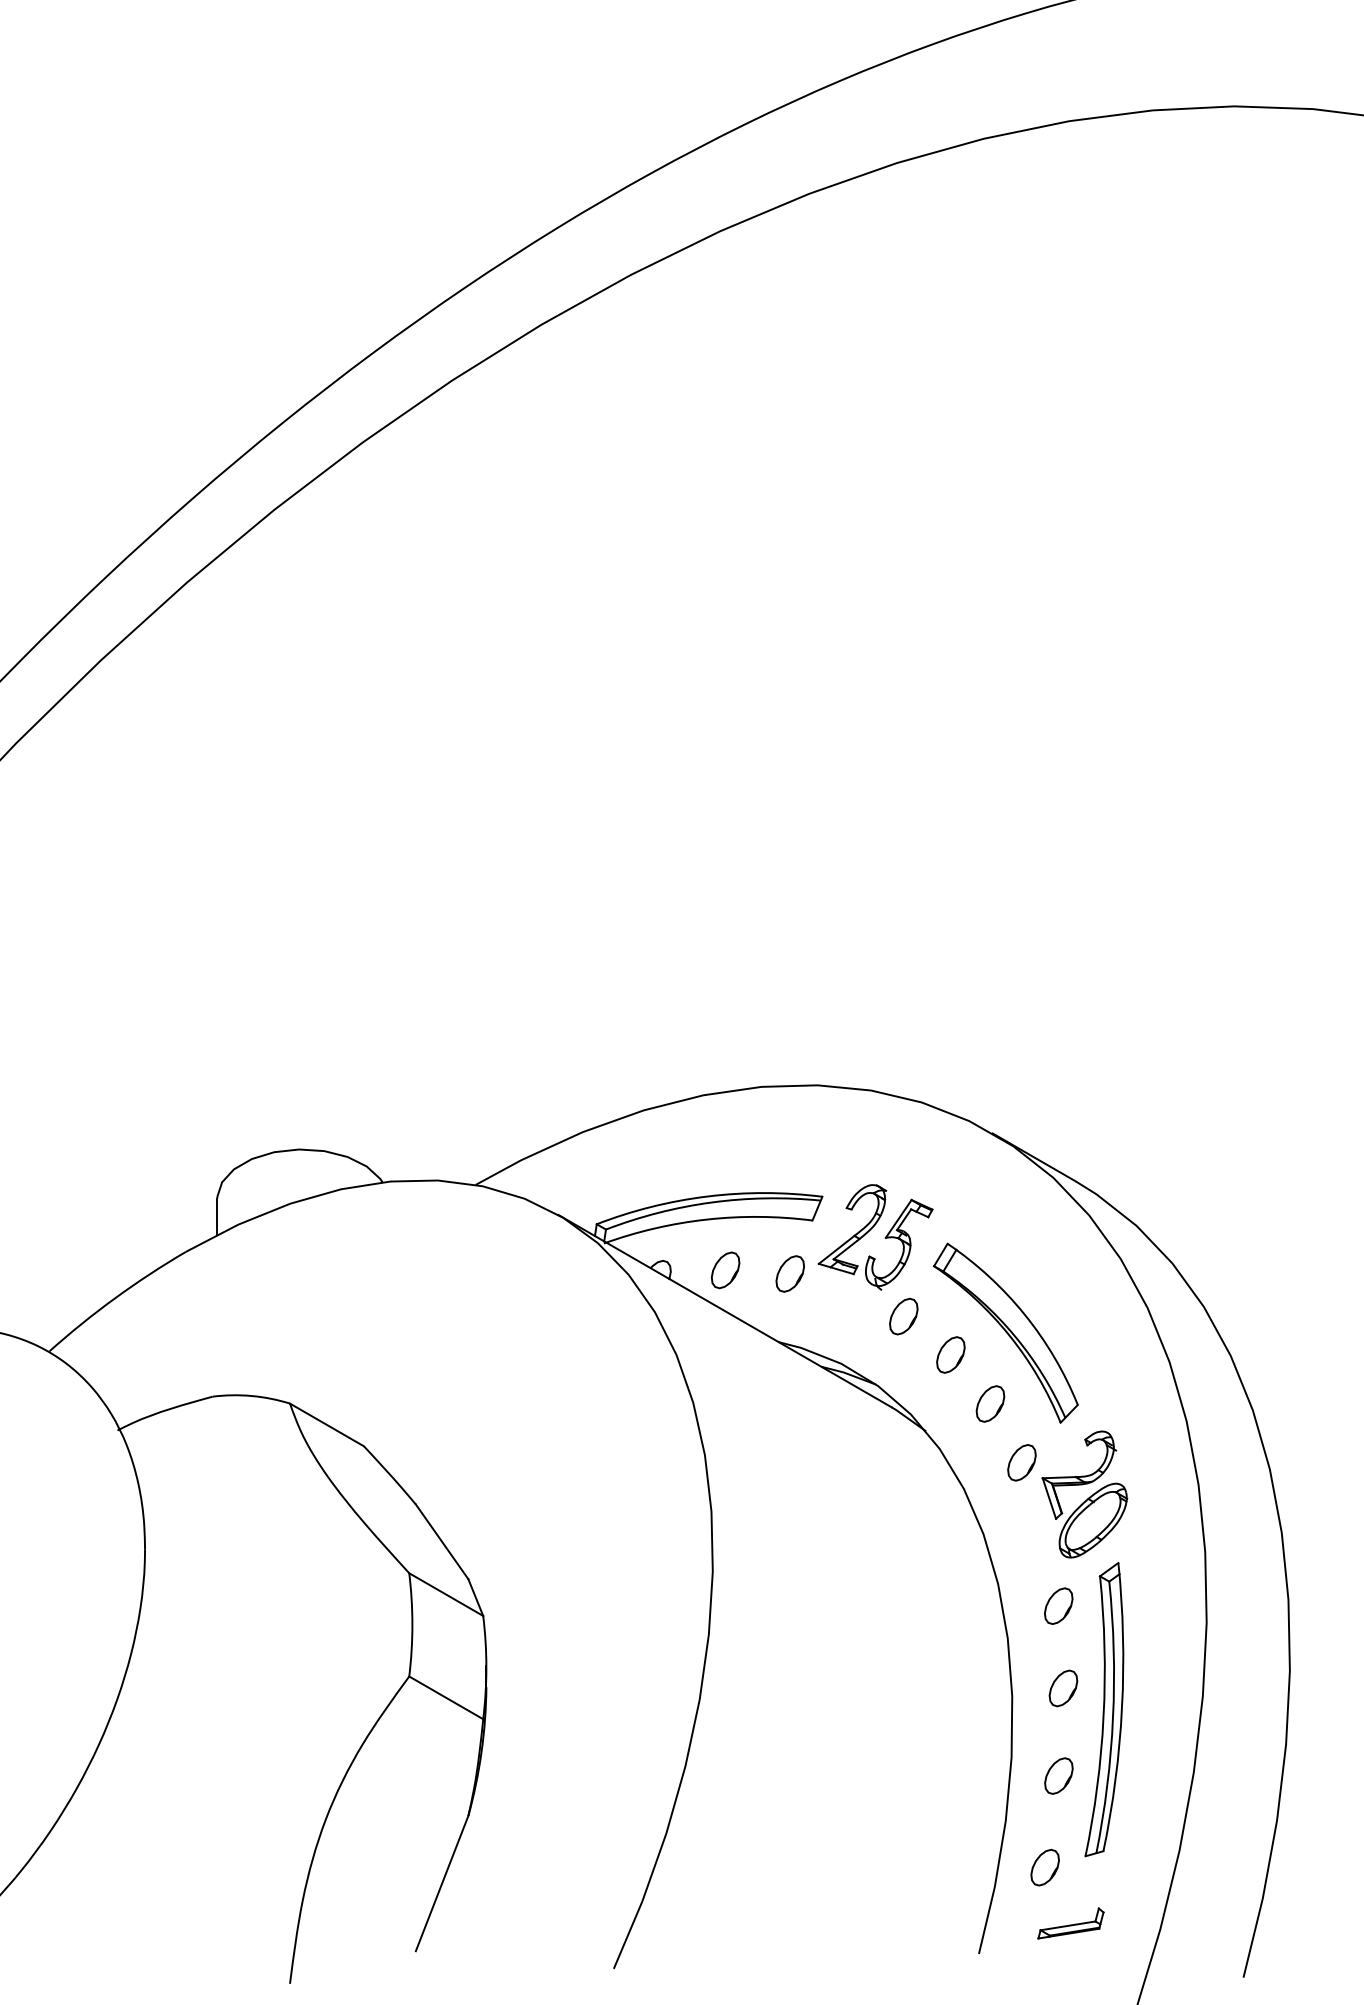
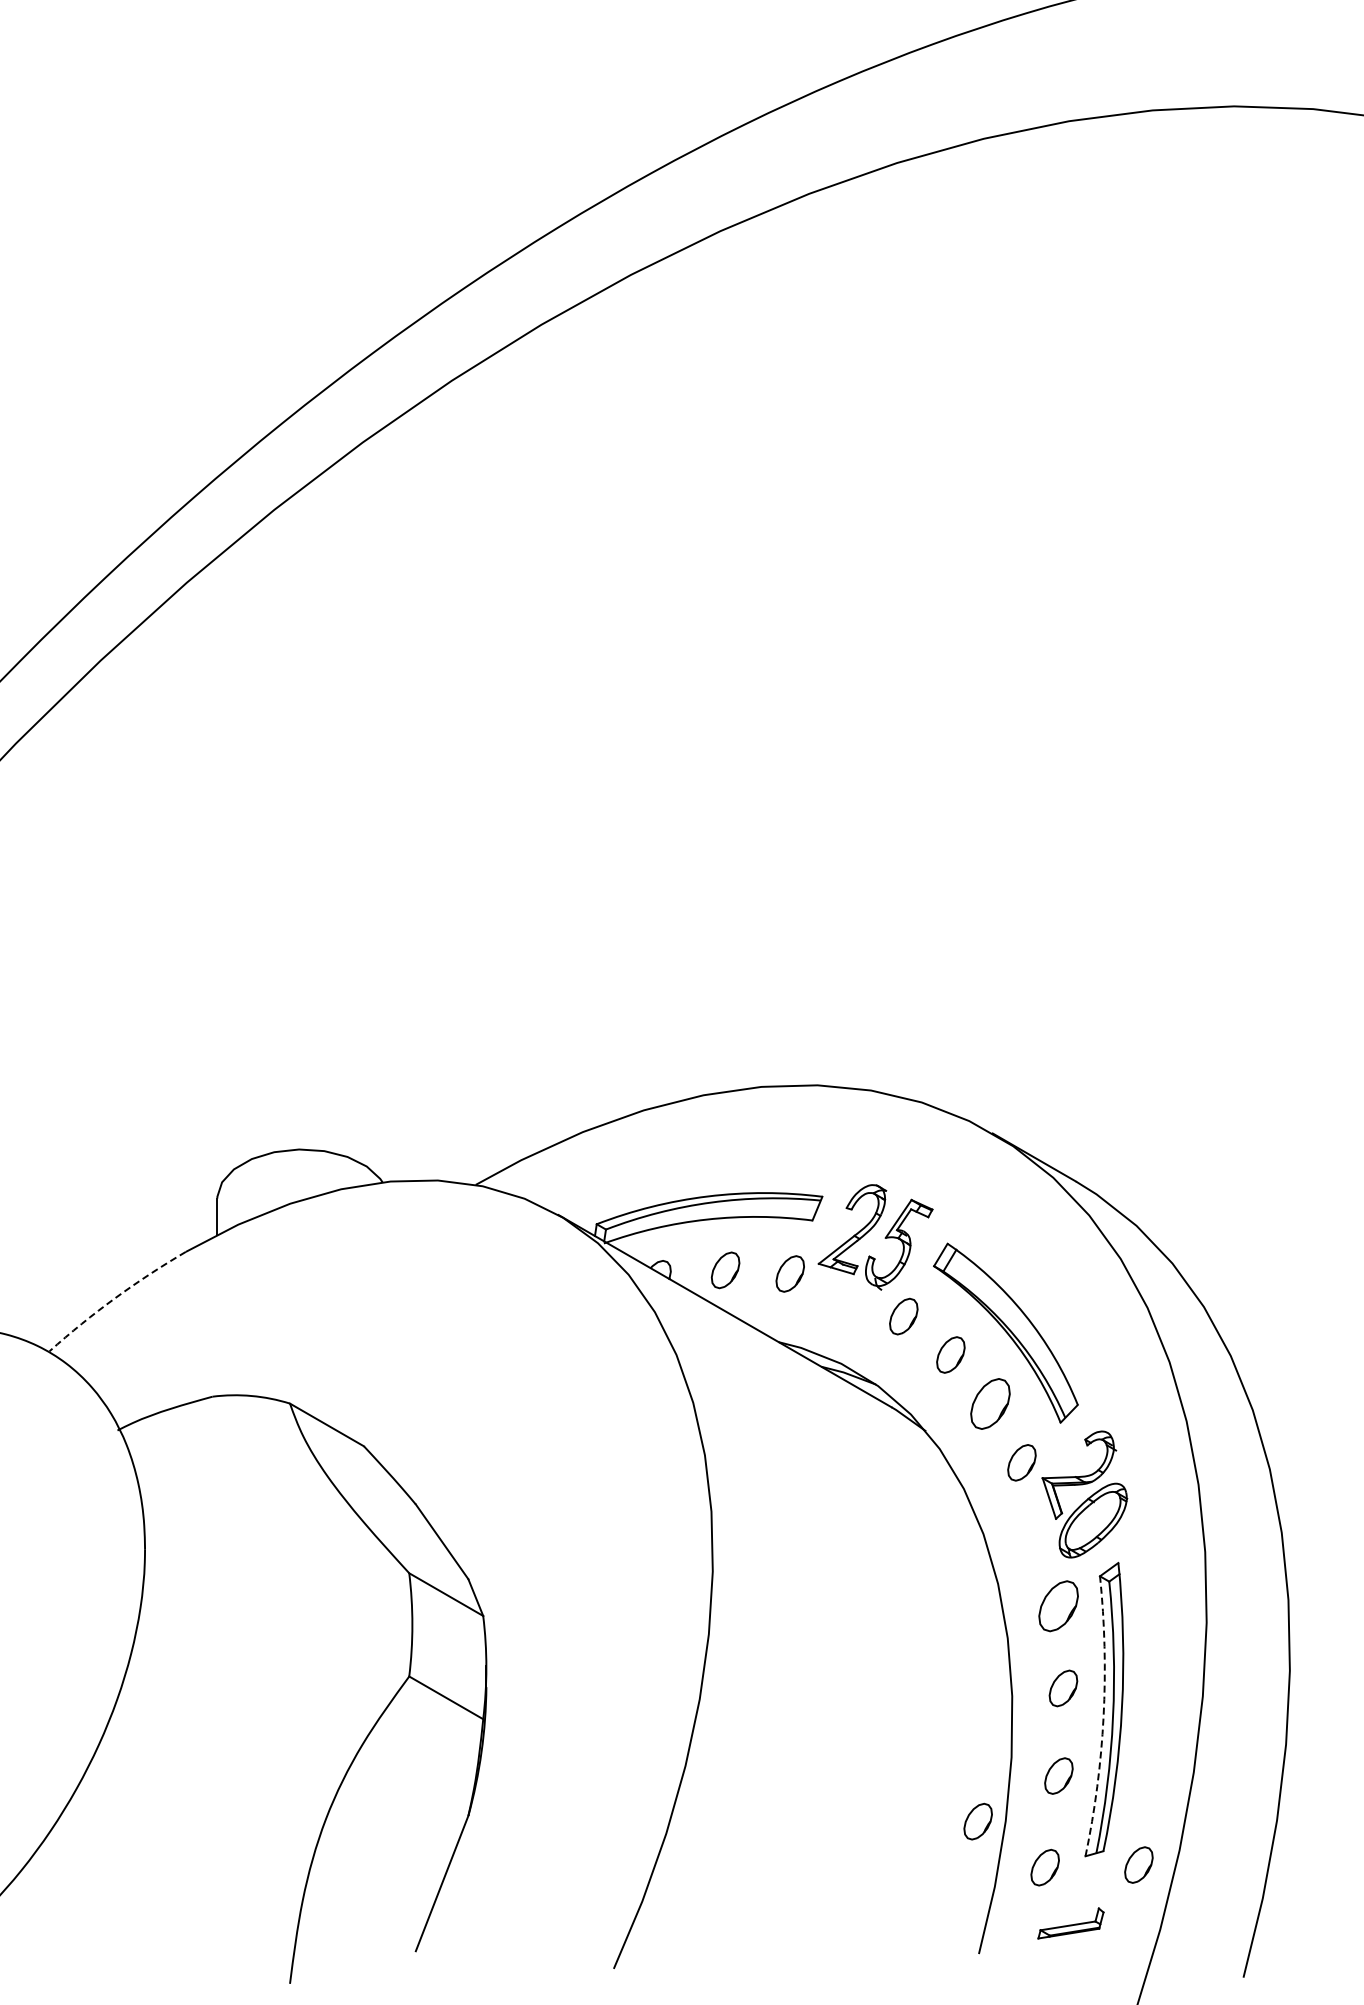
arc: solid -> dashed (115, 1298)
part size: 31x38 px -> 41x52 px (990, 1403)
part size: 30x38 px -> 41x53 px (1058, 1606)
arc: solid -> dashed (1103, 1716)
part: none -> present (977, 1821)
part: none -> present (1138, 1864)
